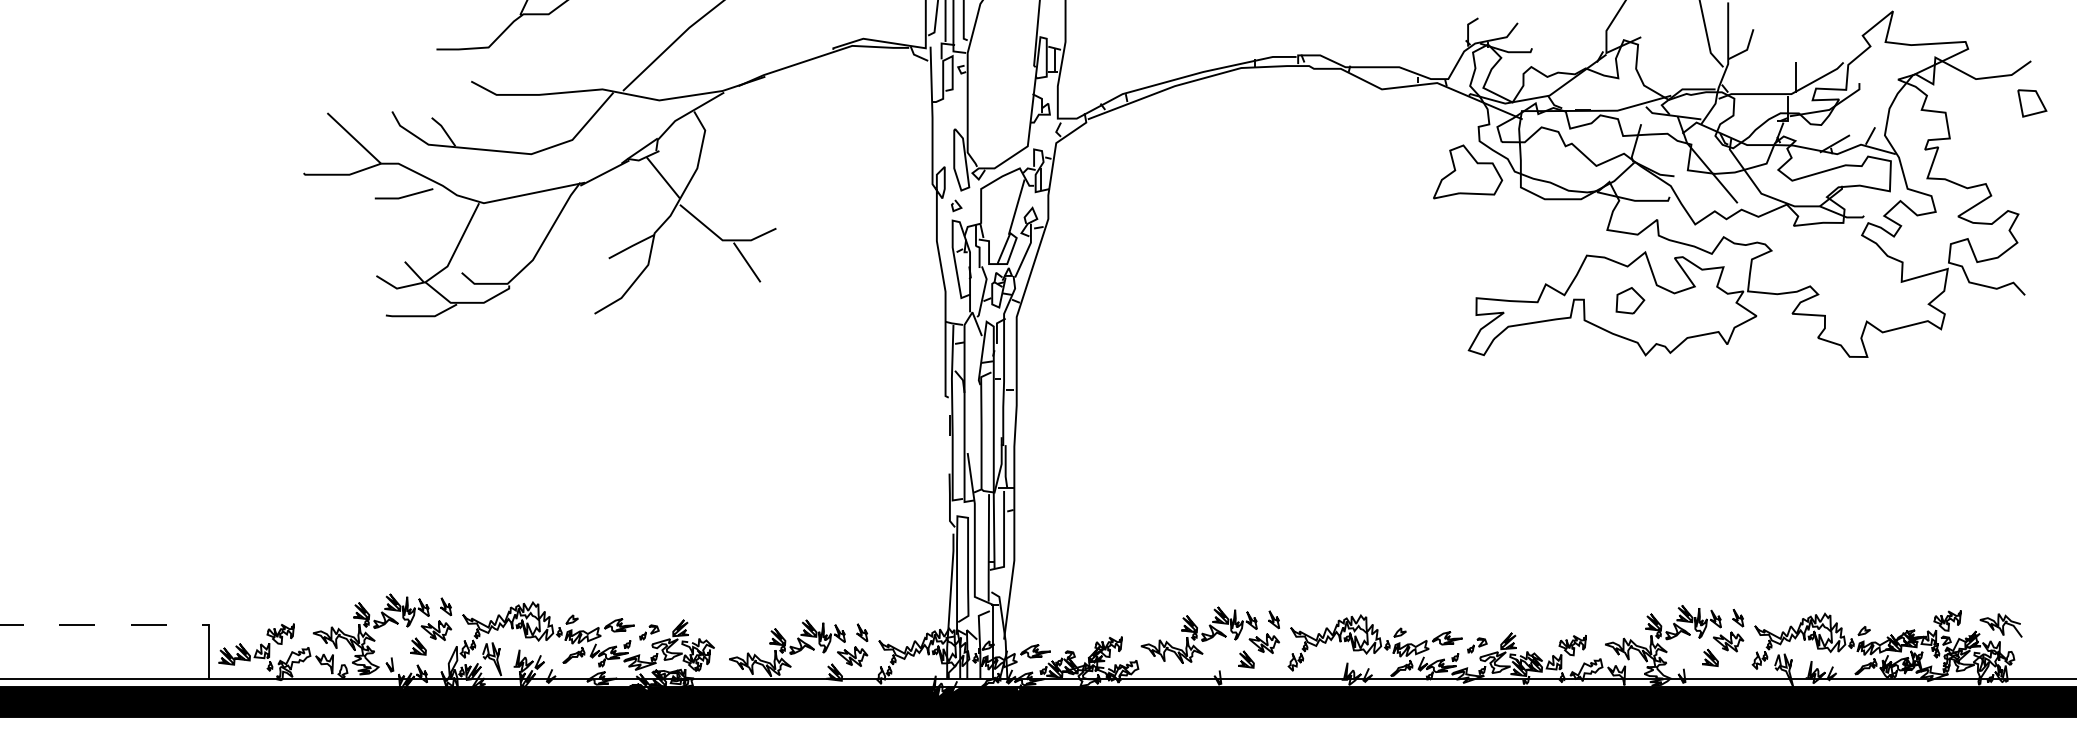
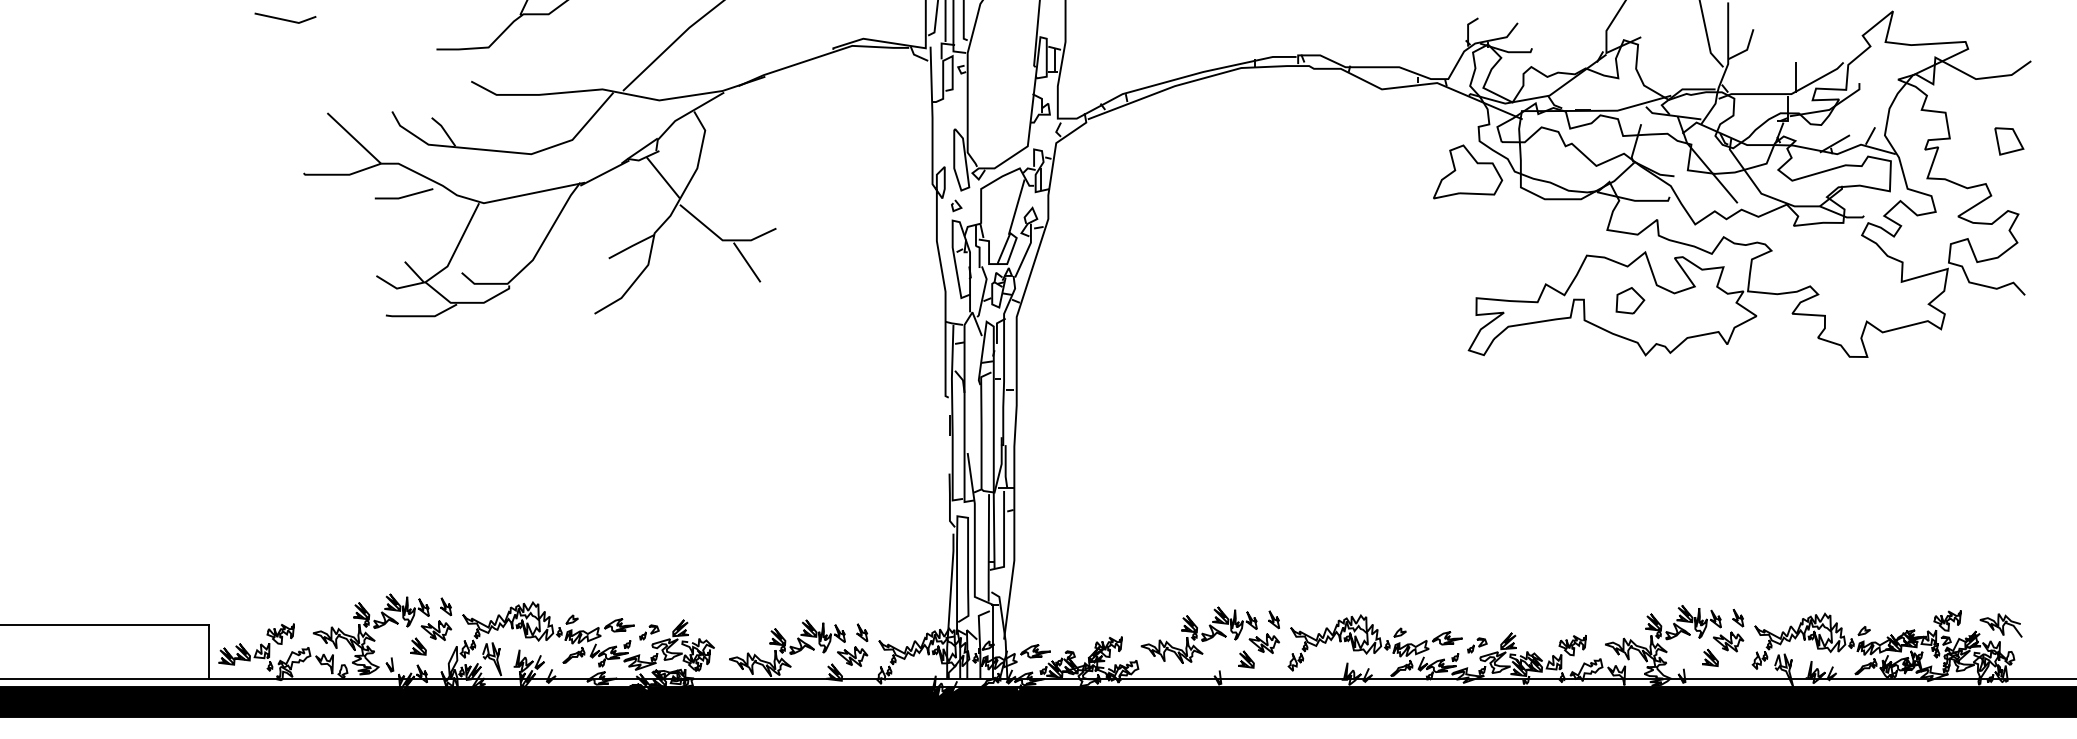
line: none -> present (285, 19)
part position: (2032, 103) -> (2009, 141) (2009, 141)
line: dashed -> solid (105, 625)
